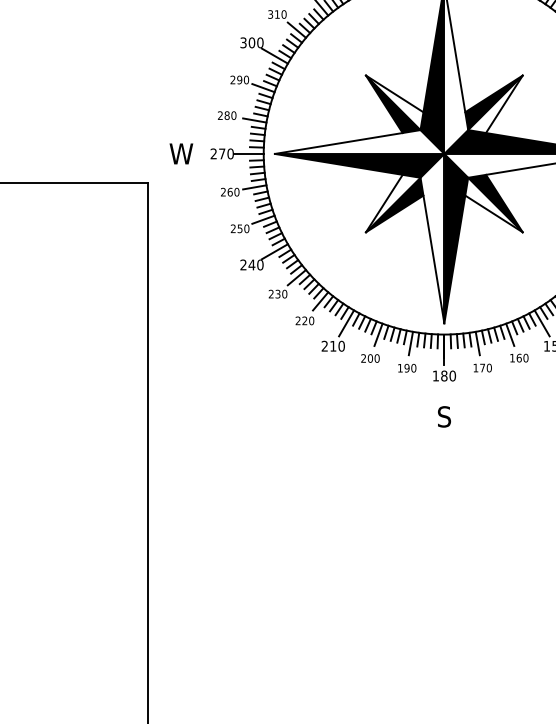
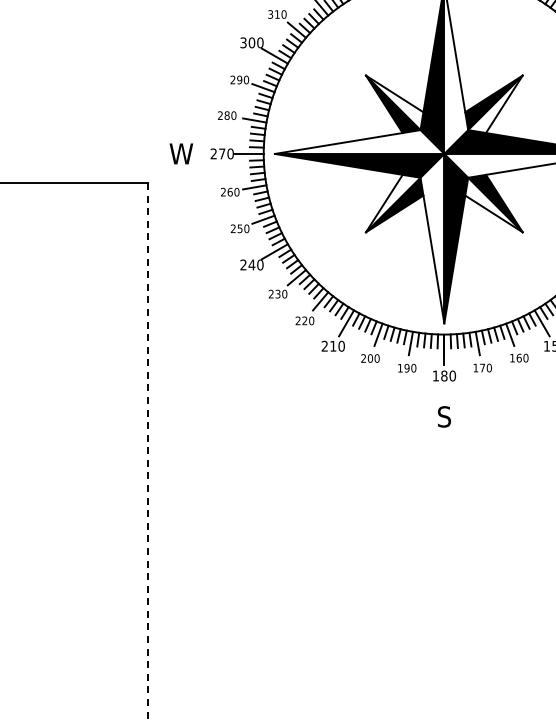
line: solid -> dashed (148, 453)
